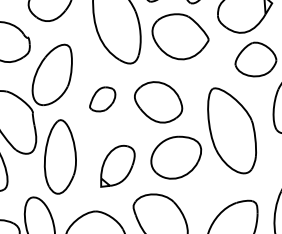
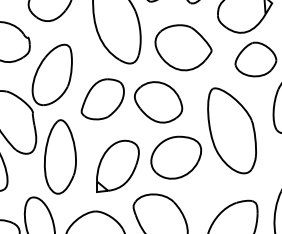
part position: (180, 36) -> (183, 47) (183, 47)
part size: 28x27 px -> 45x43 px (102, 99)
part size: 36x44 px -> 44x54 px (117, 165)
